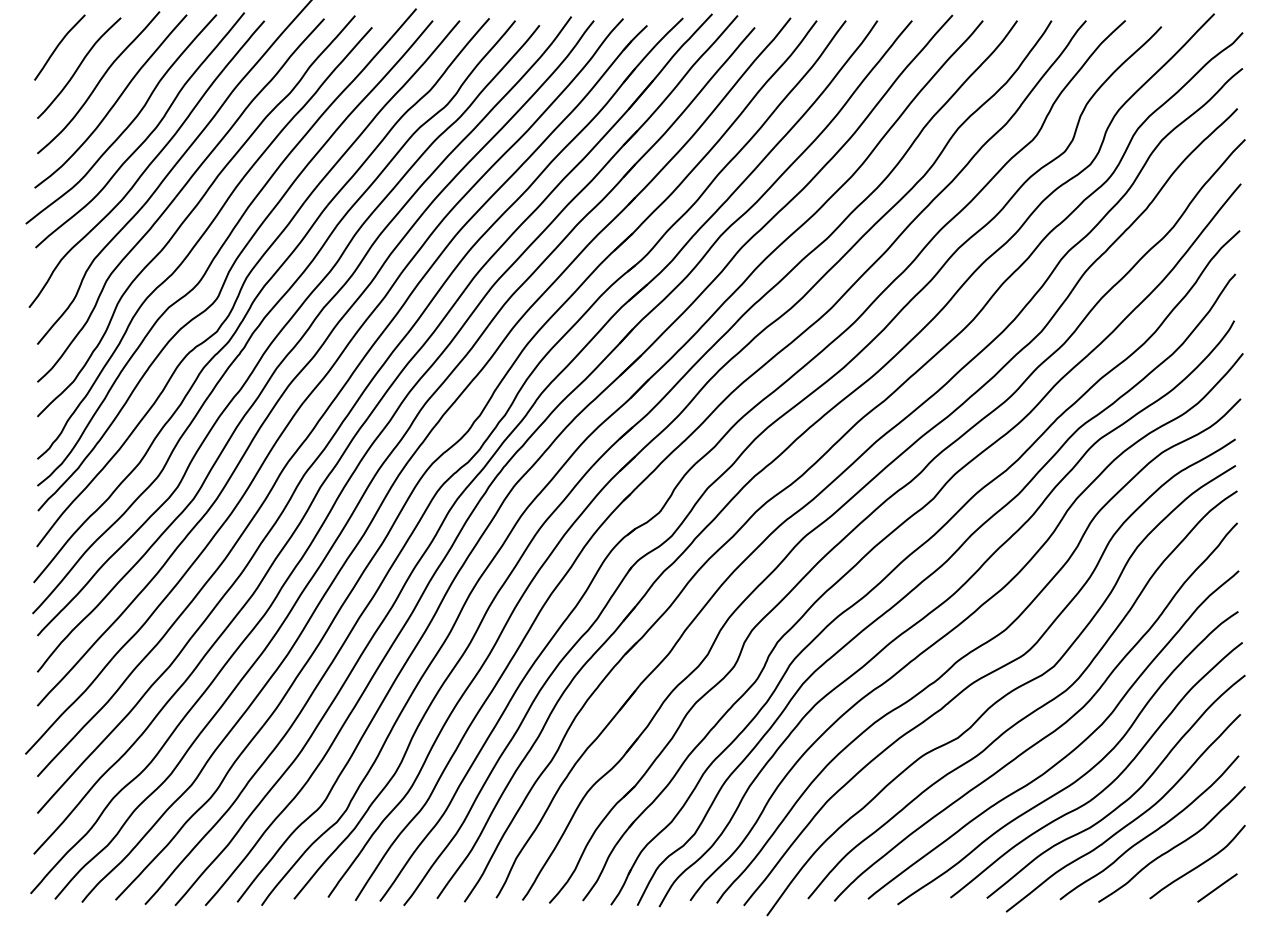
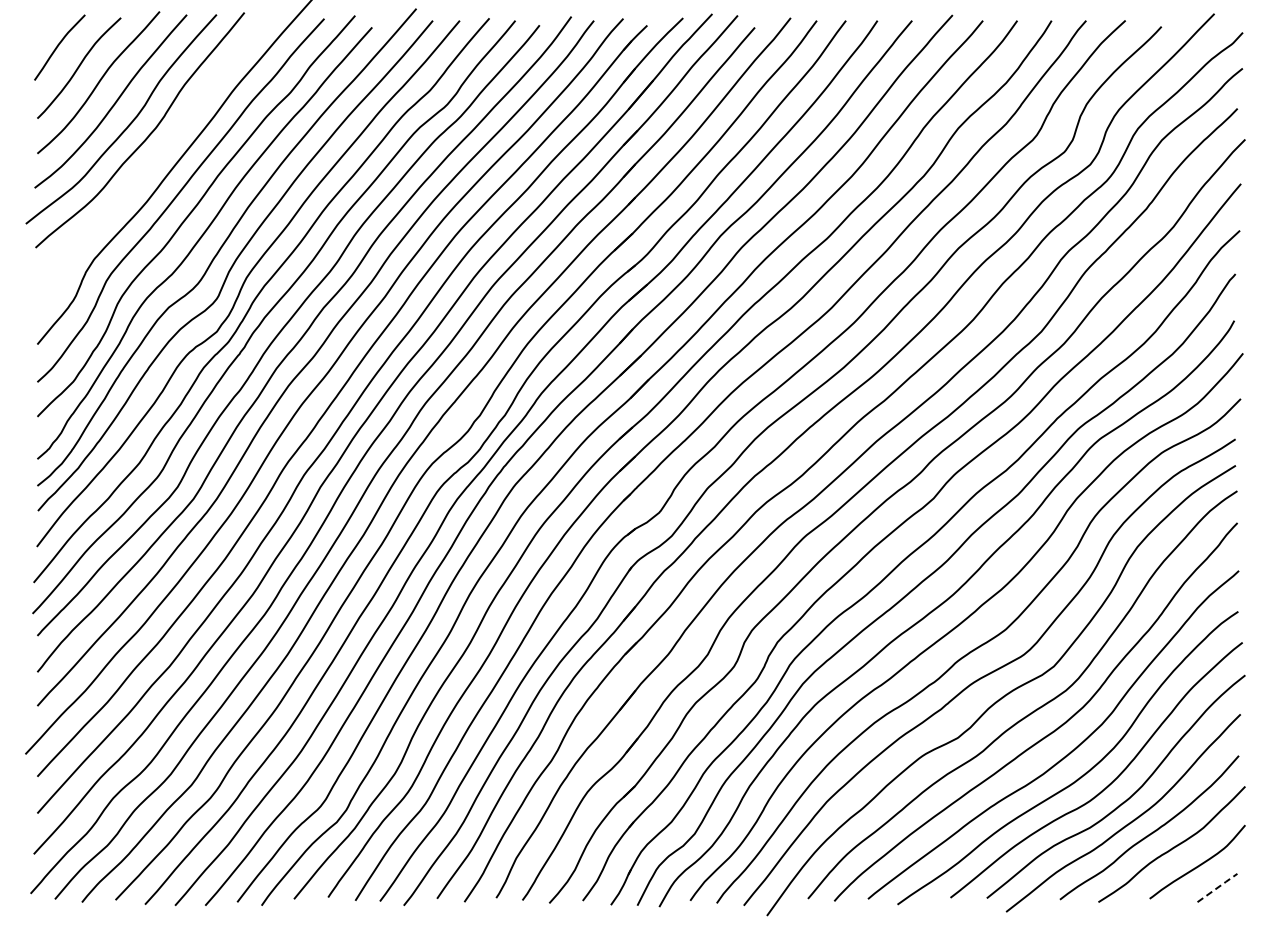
curve: present -> none (148, 164)
line: solid -> dashed (1218, 887)
